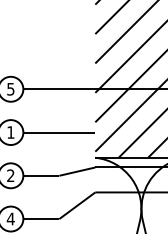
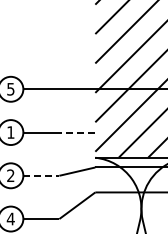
line: solid -> dashed (77, 132)
line: solid -> dashed (41, 175)
